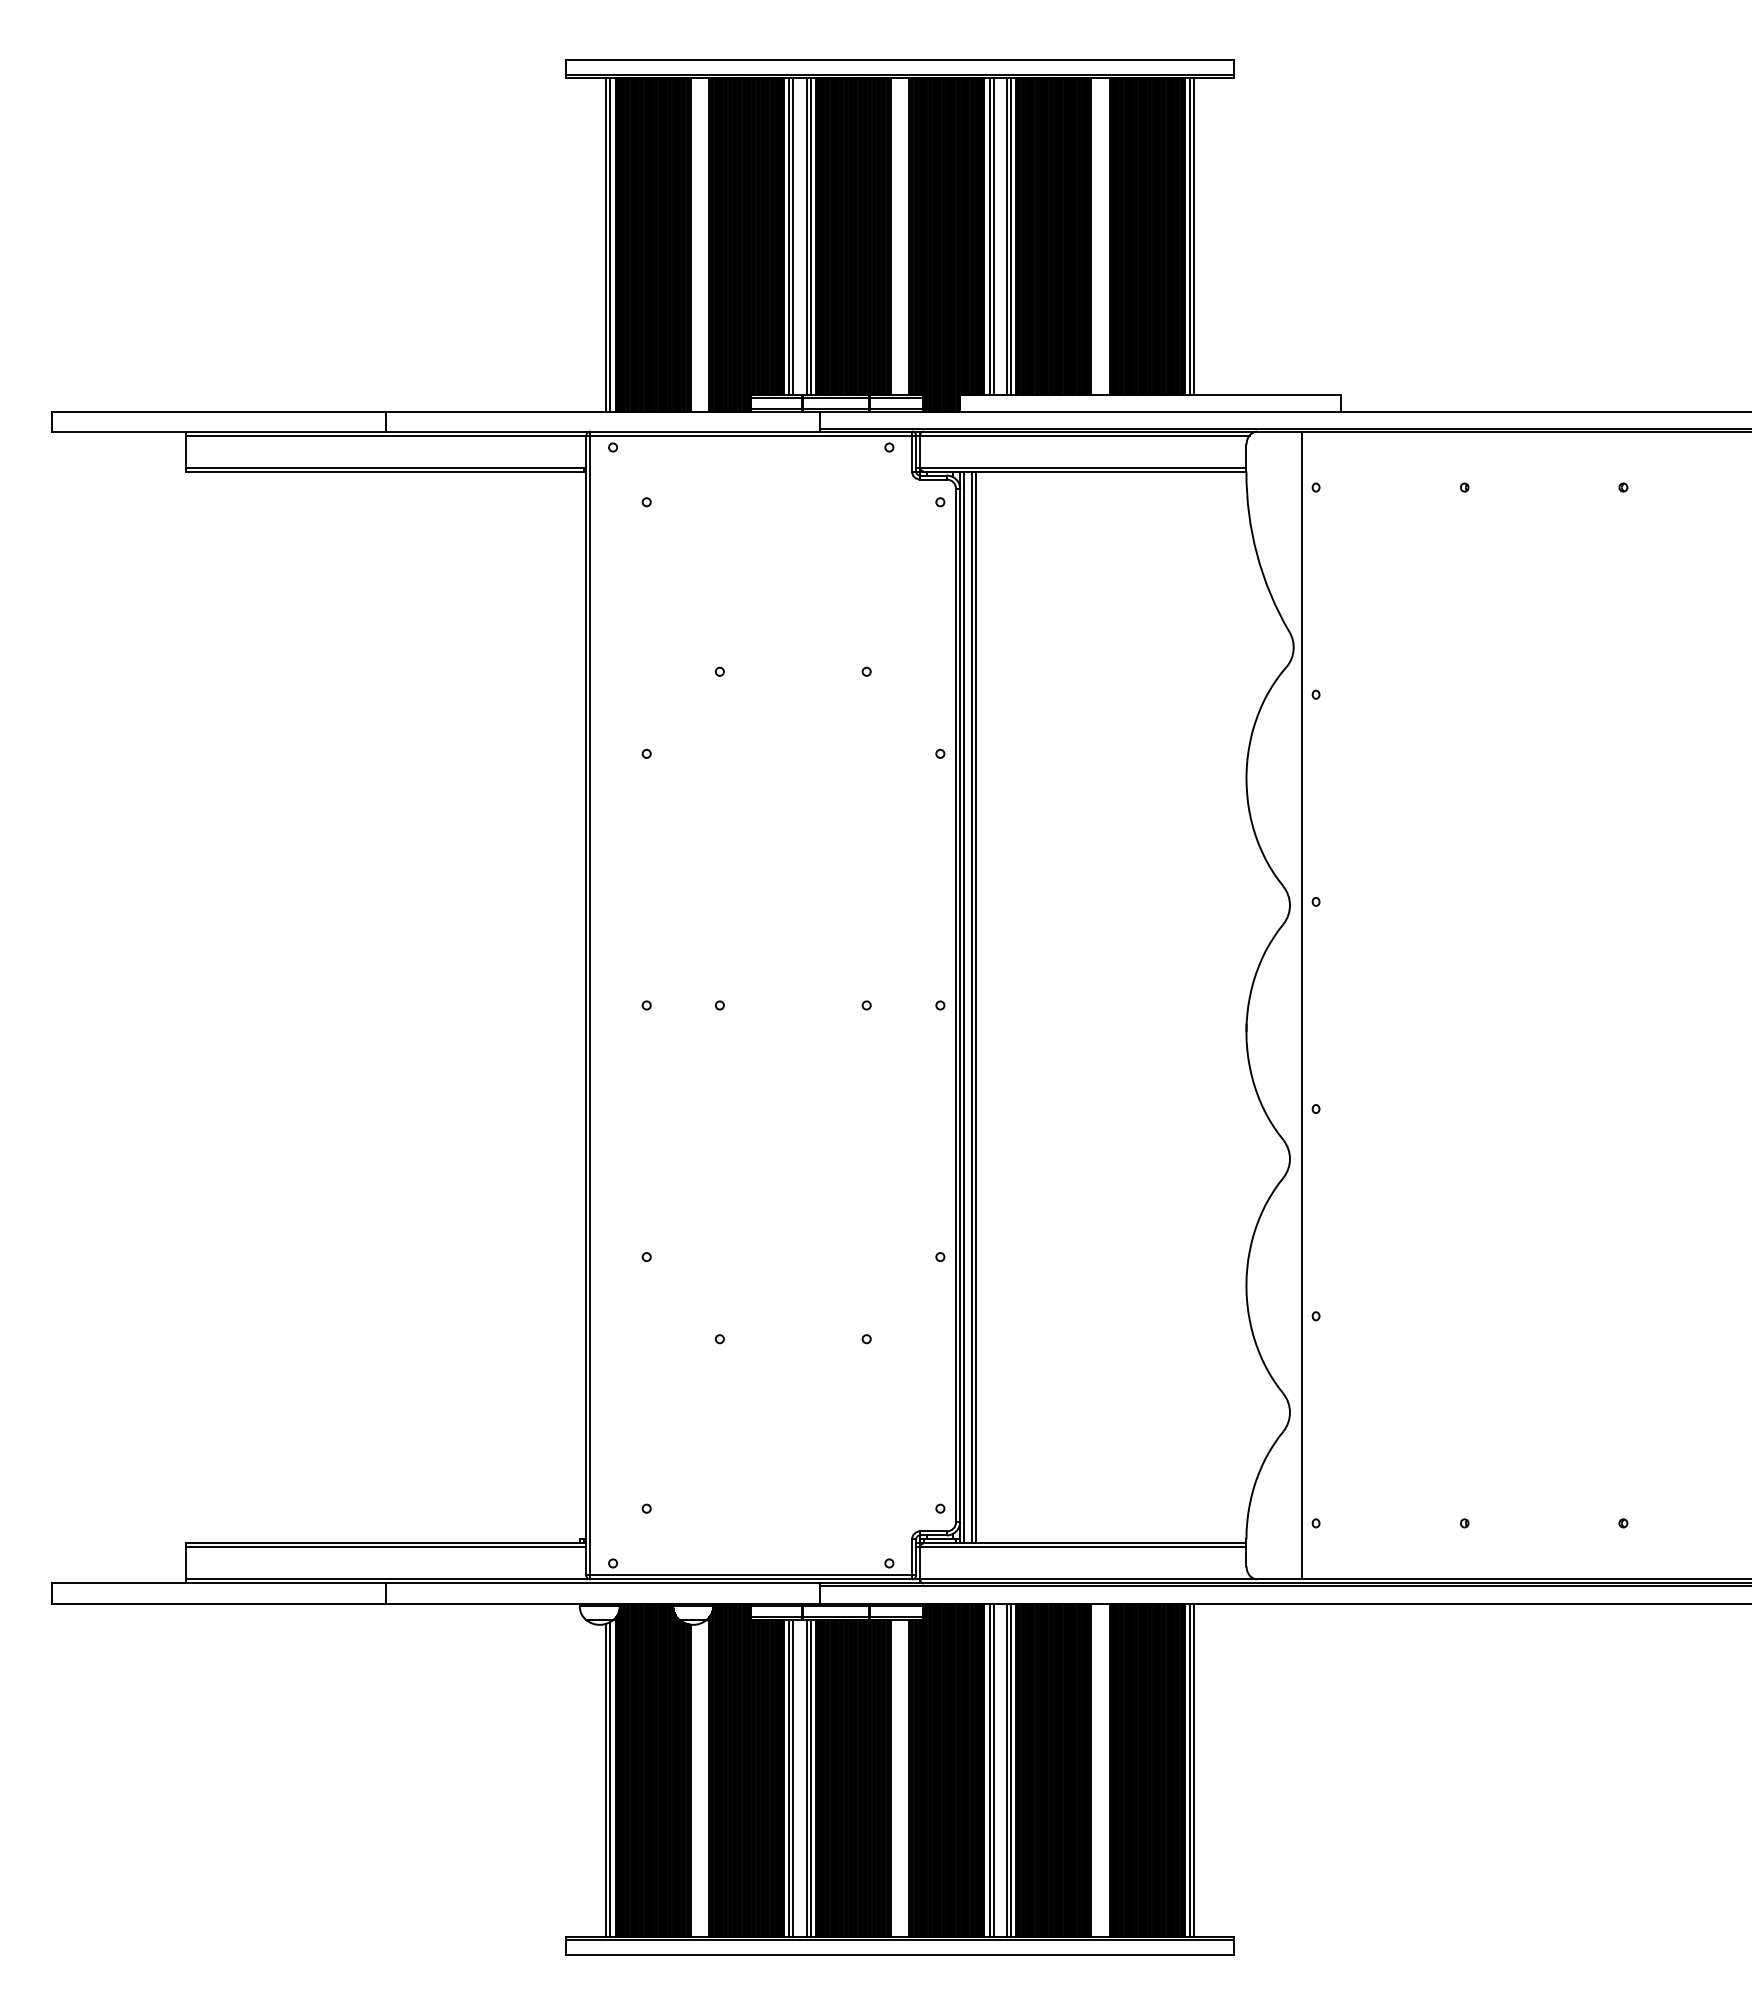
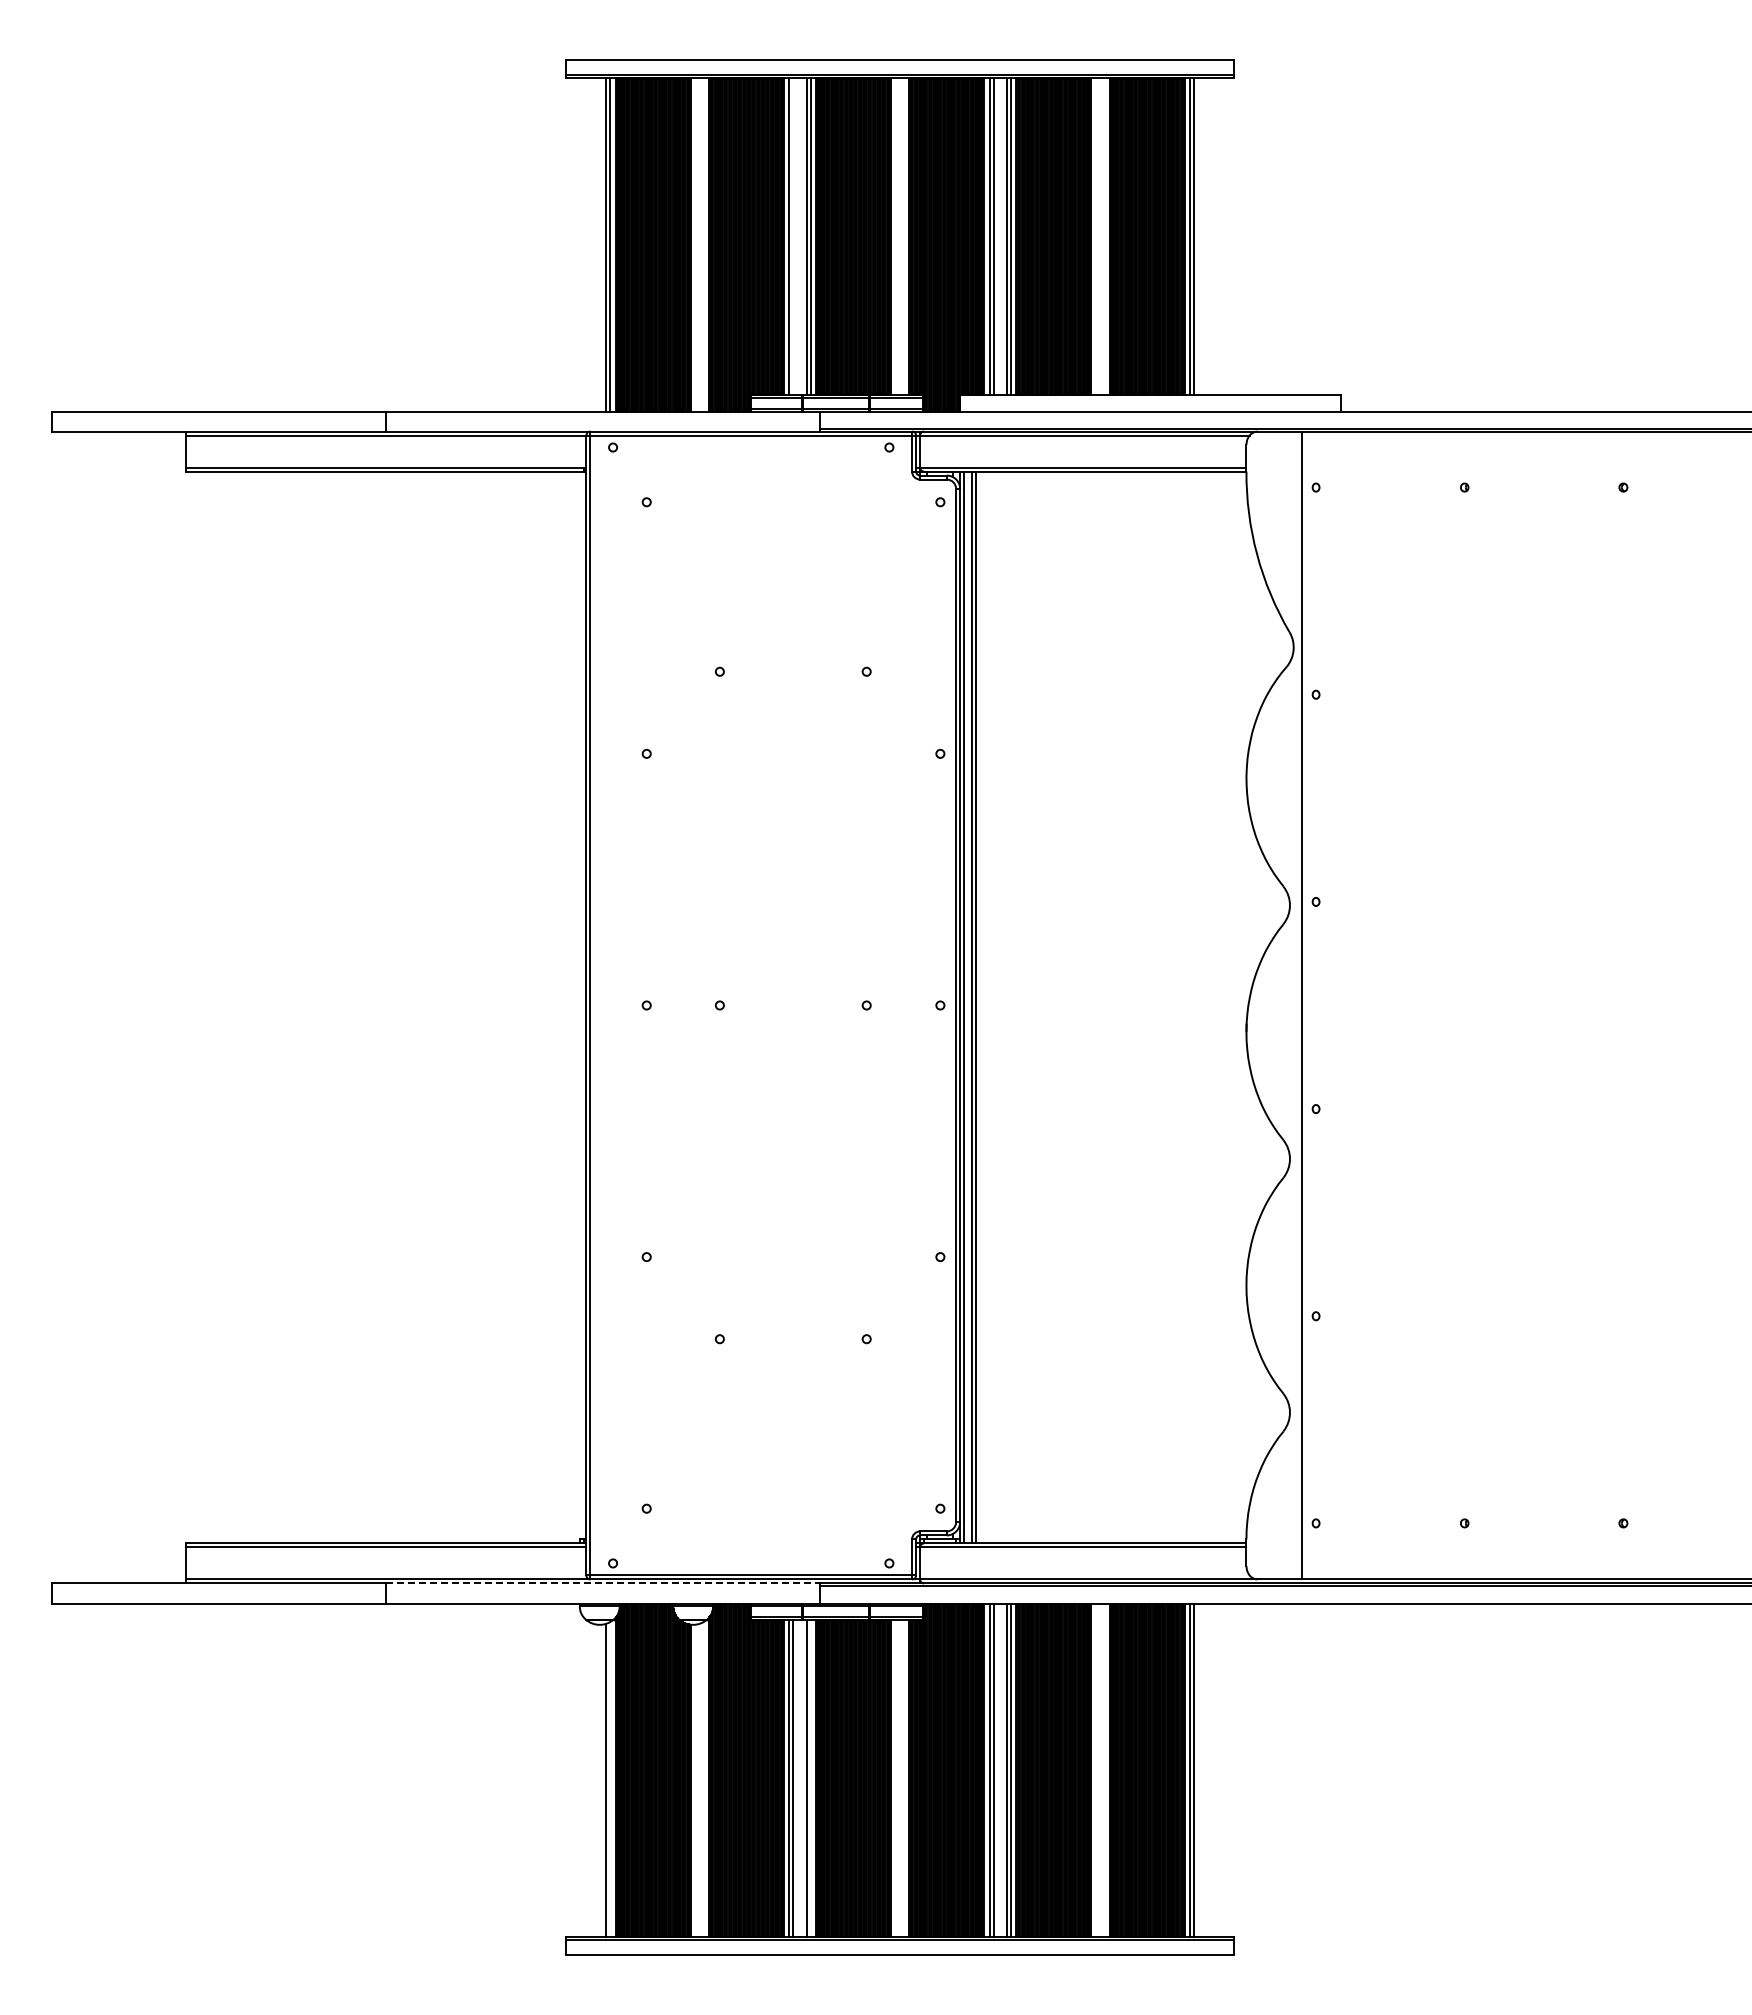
line: present -> none (793, 236)
line: solid -> dashed (603, 1583)
line: present -> none (810, 1778)
line: present -> none (610, 1779)
